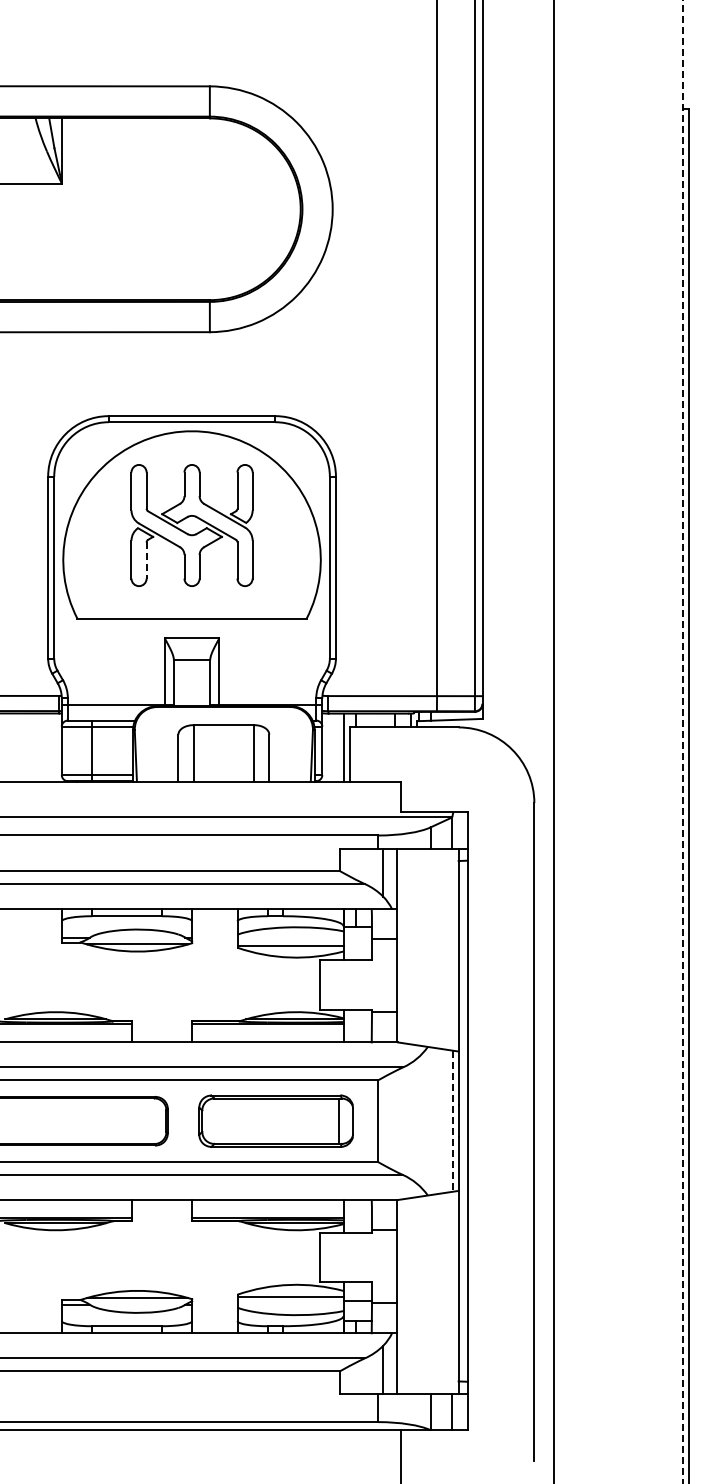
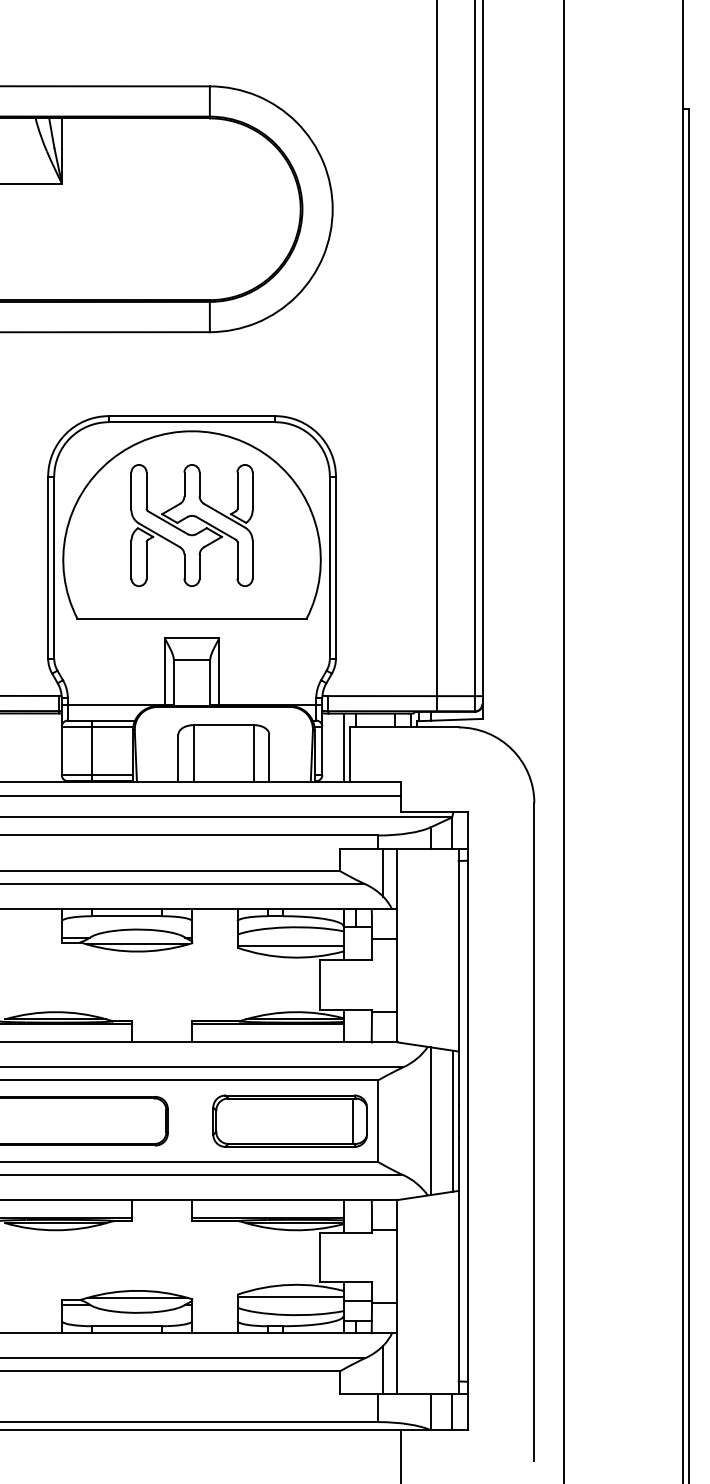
line: dashed -> solid (146, 560)
line position: (554, 741) -> (564, 741) (564, 741)
line: dashed -> solid (683, 741)
line: none -> present (201, 795)
part position: (275, 1120) -> (289, 1120) (289, 1120)
line: none -> present (430, 1121)
line: dashed -> solid (452, 1121)
